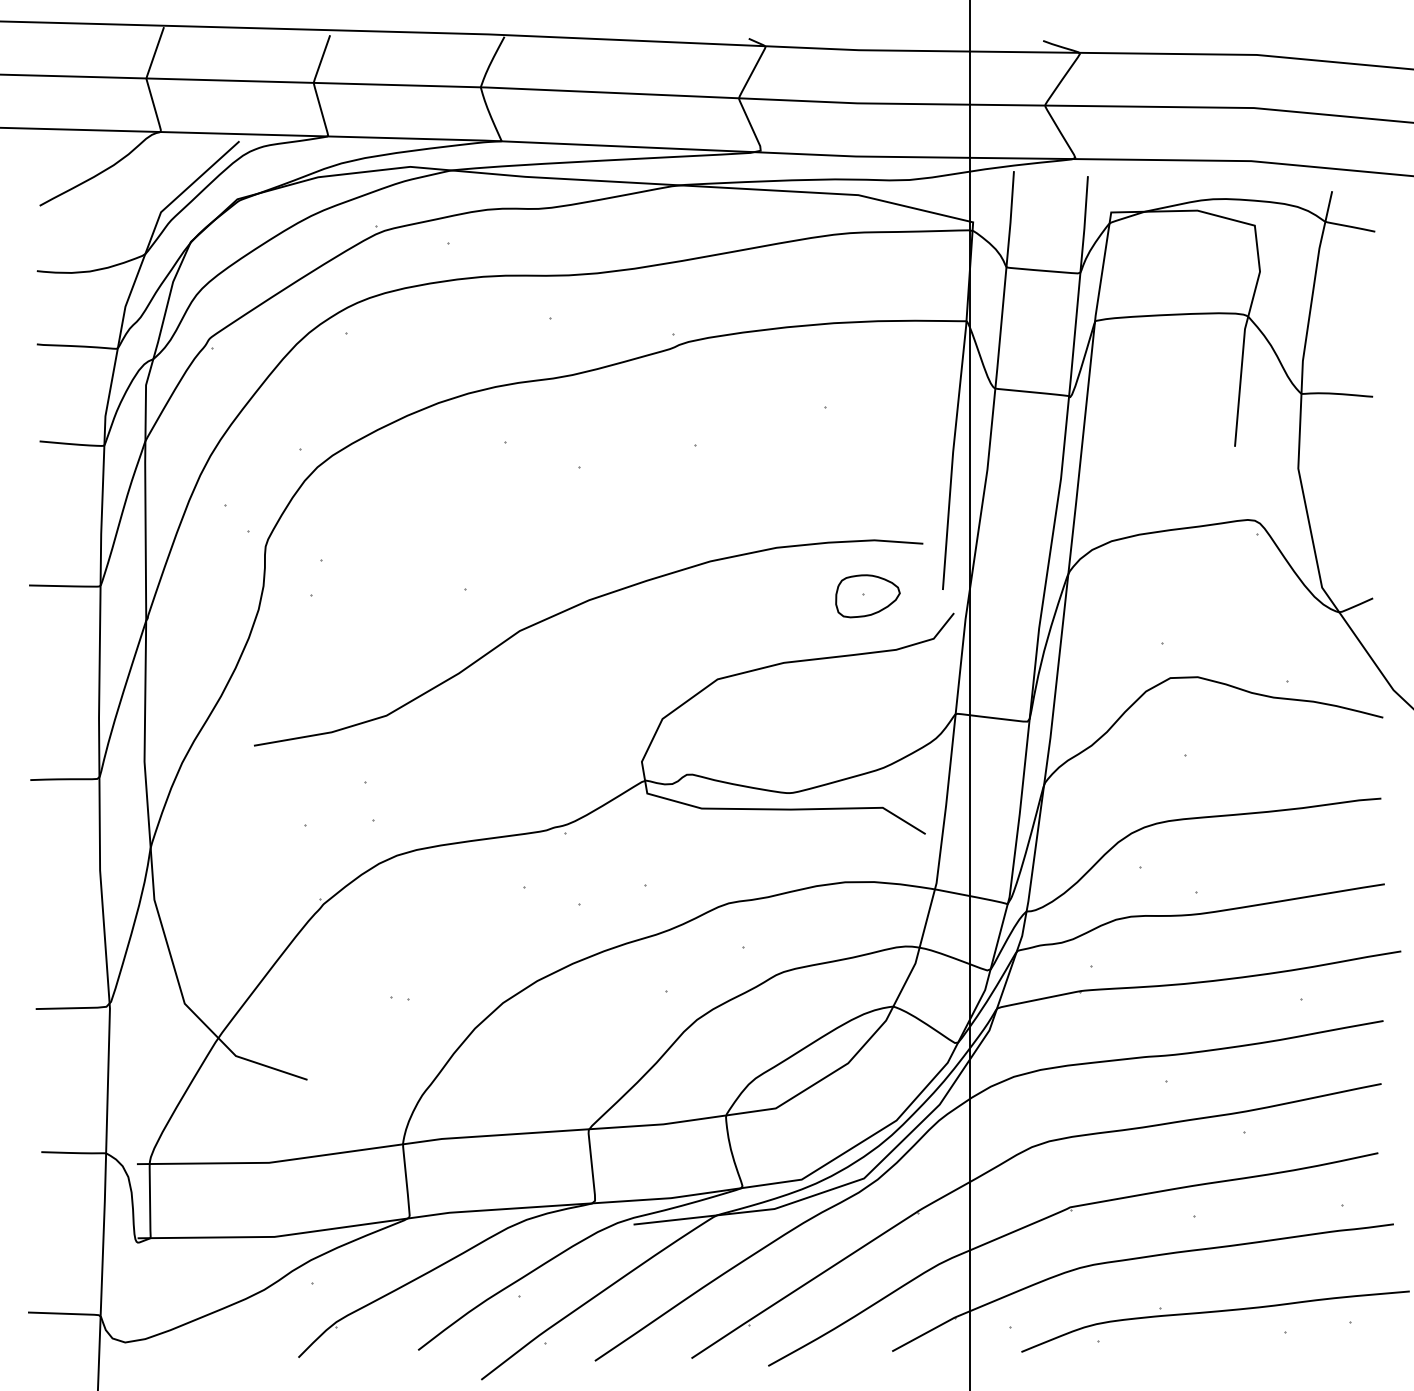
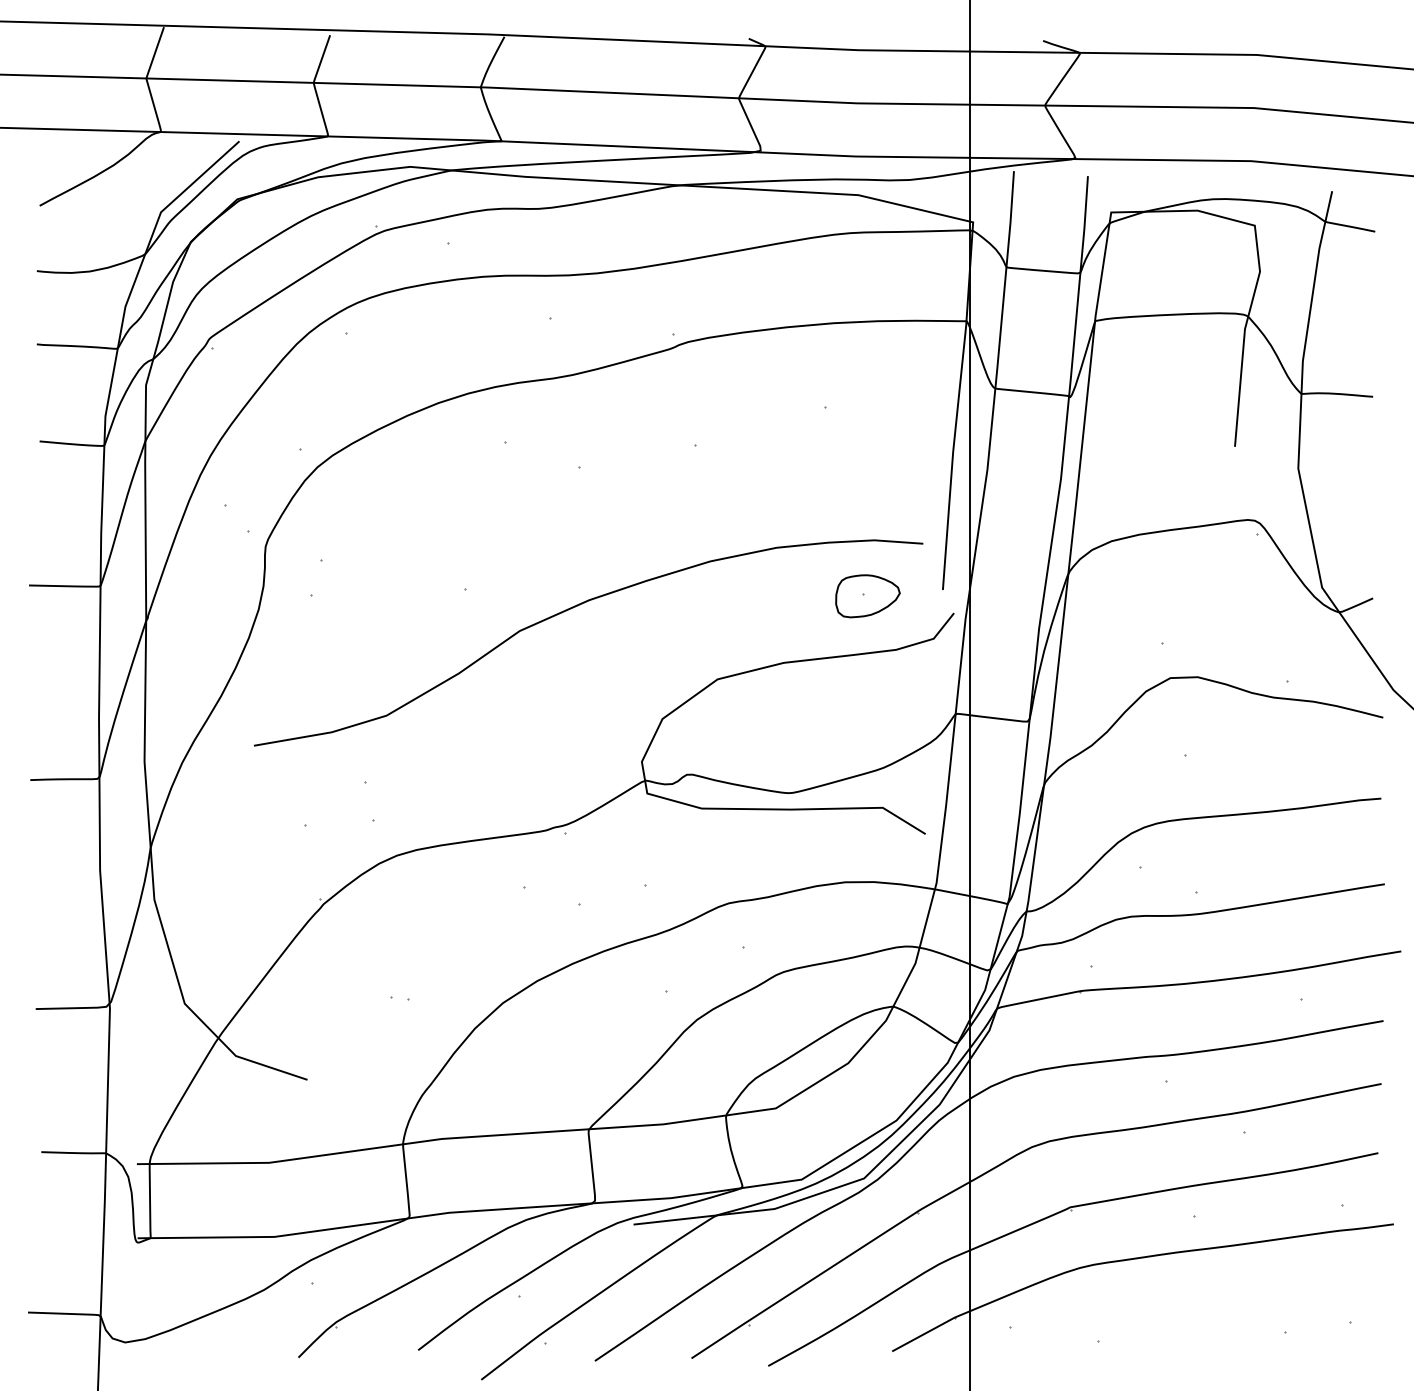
part: present -> none (1215, 1312)
